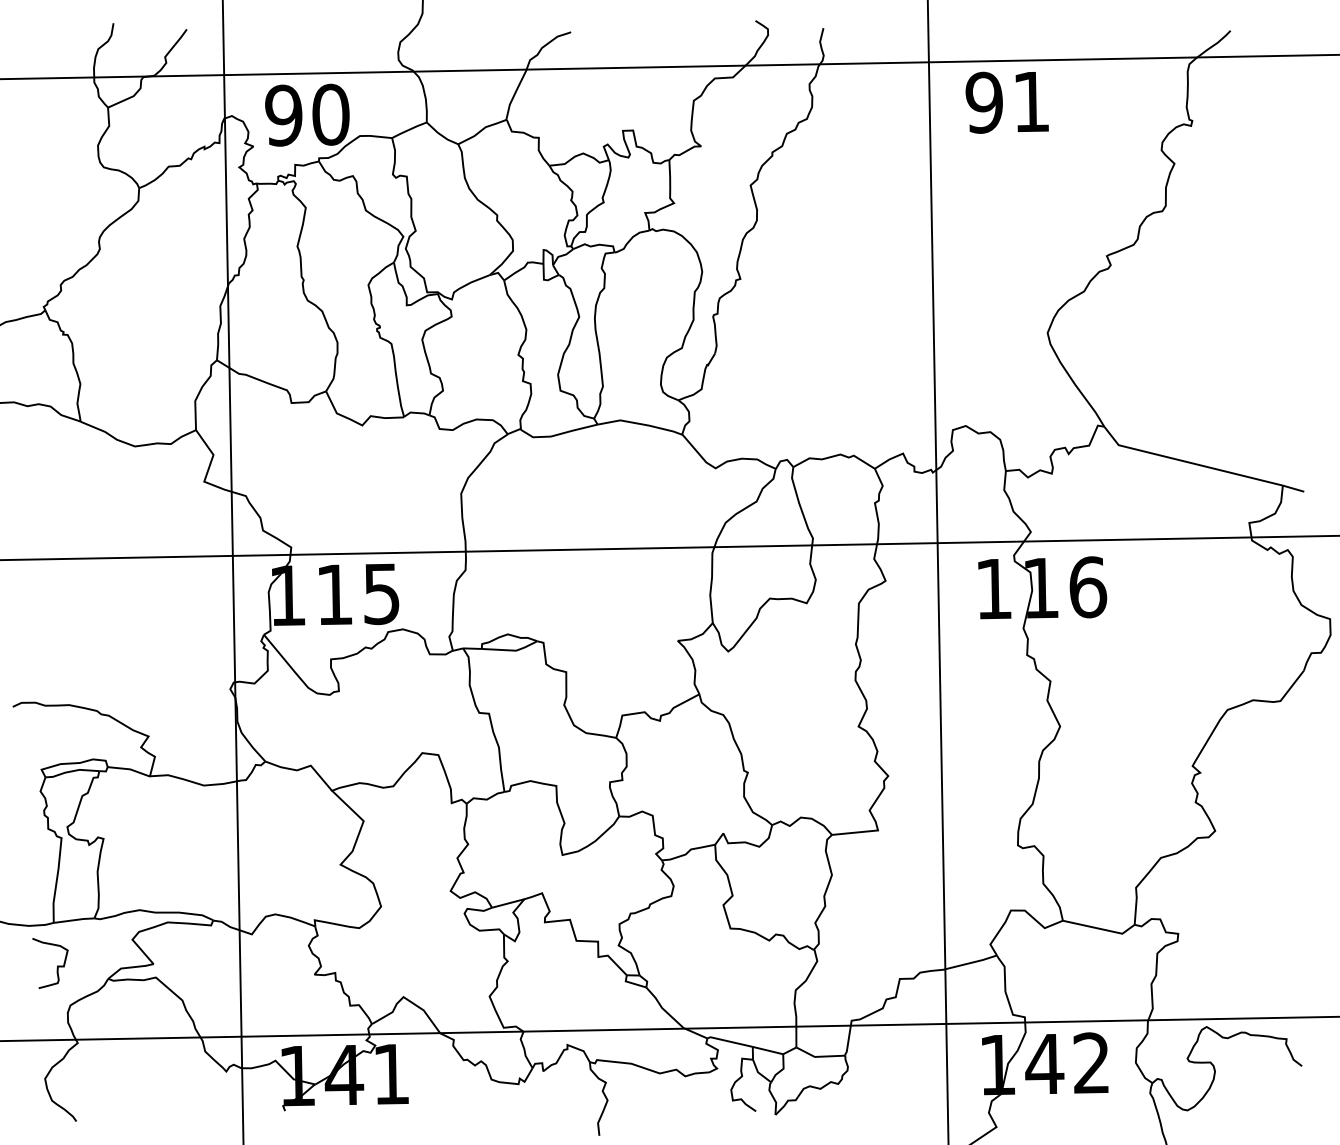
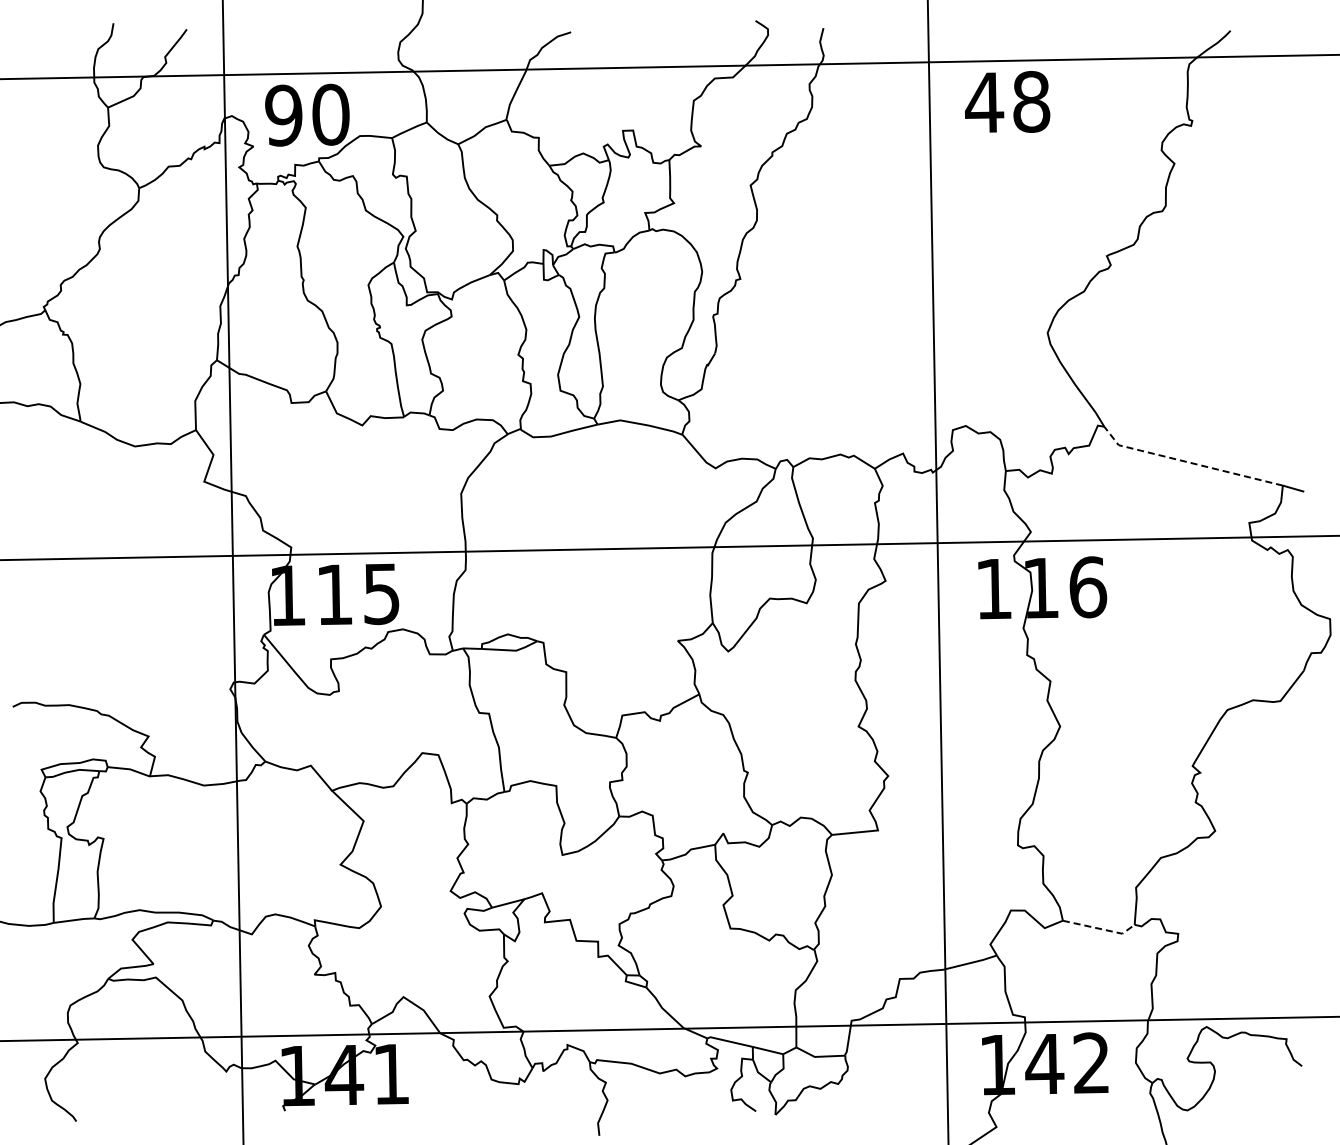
text: 91 -> 48 (1007, 102)
line: solid -> dashed (1188, 462)
line: solid -> dashed (1100, 929)
curve: present -> none (57, 965)
